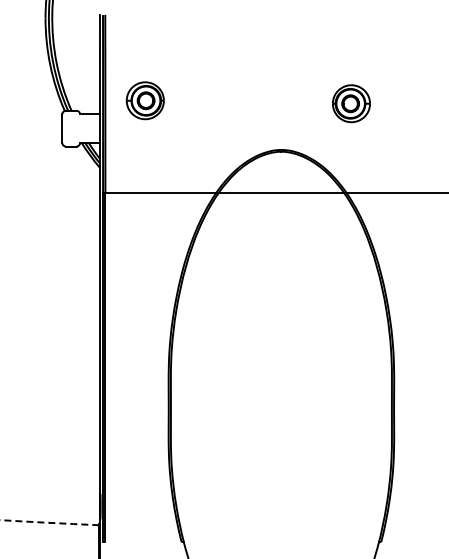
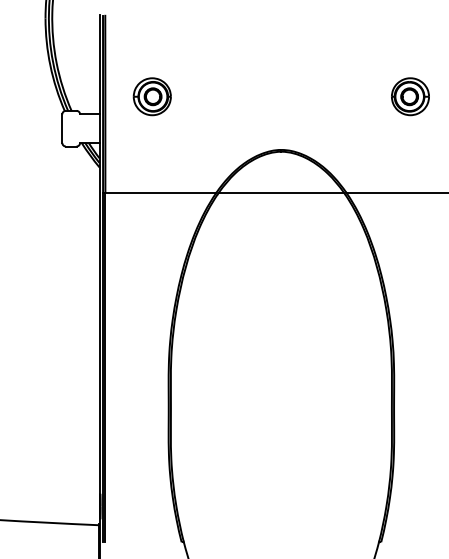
part position: (144, 100) -> (151, 96) (151, 96)
part position: (351, 103) -> (410, 96) (410, 96)
arc: dashed -> solid (49, 522)
